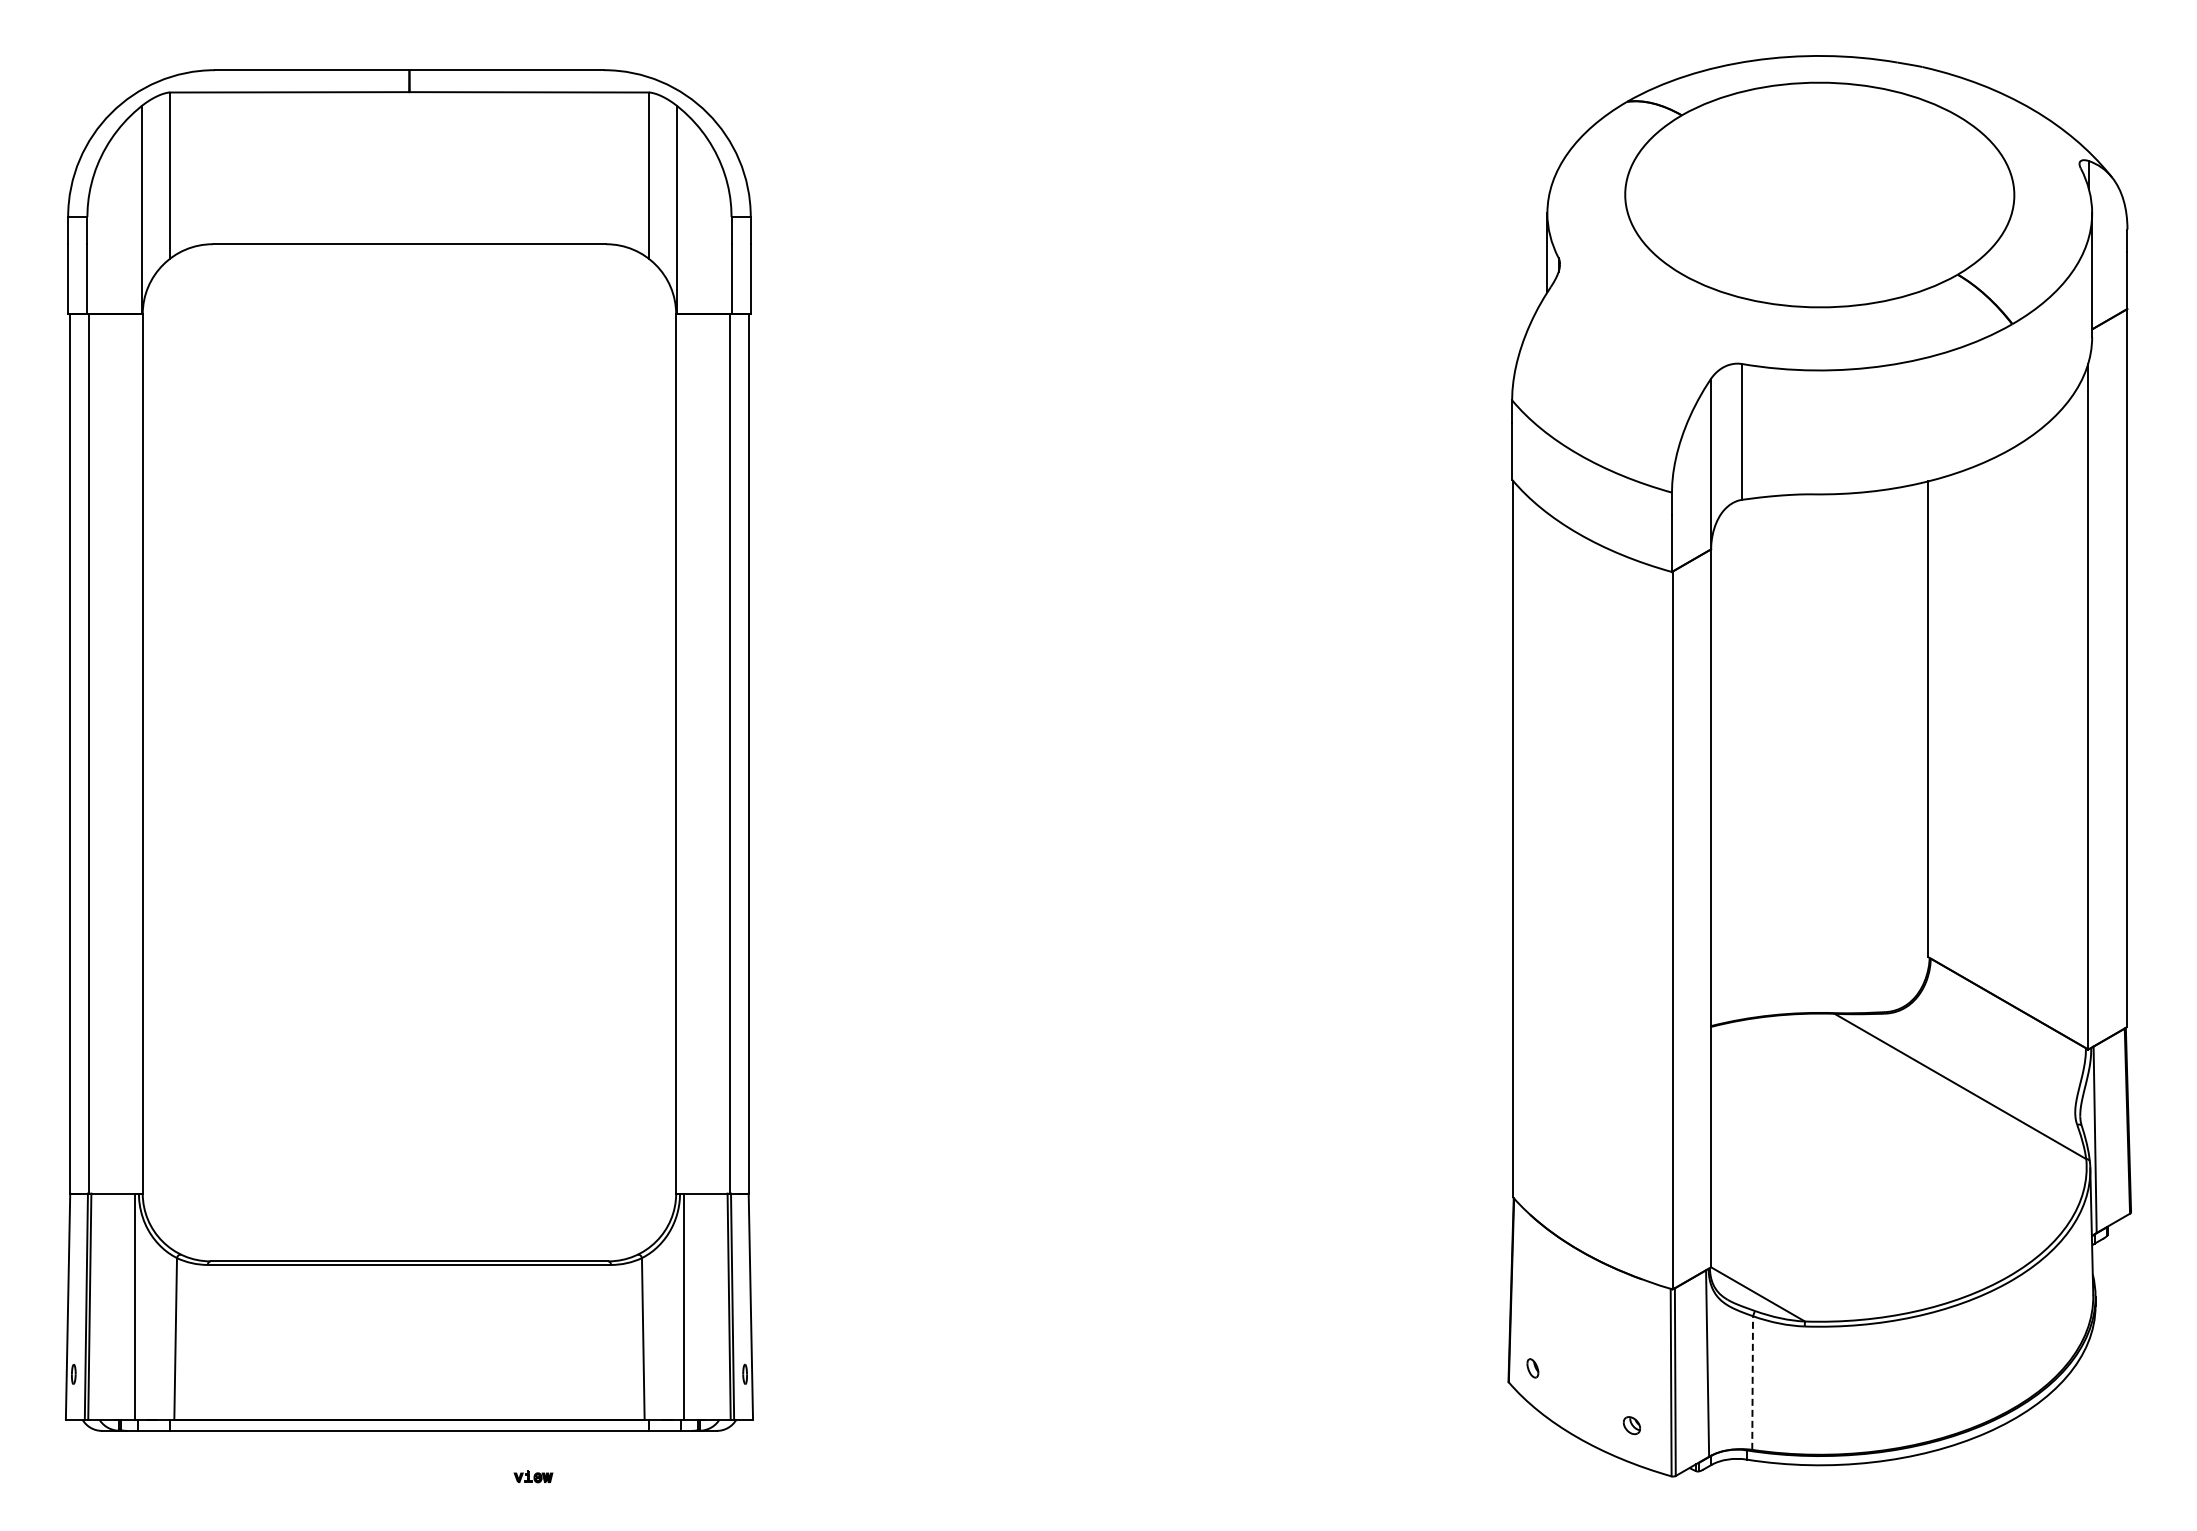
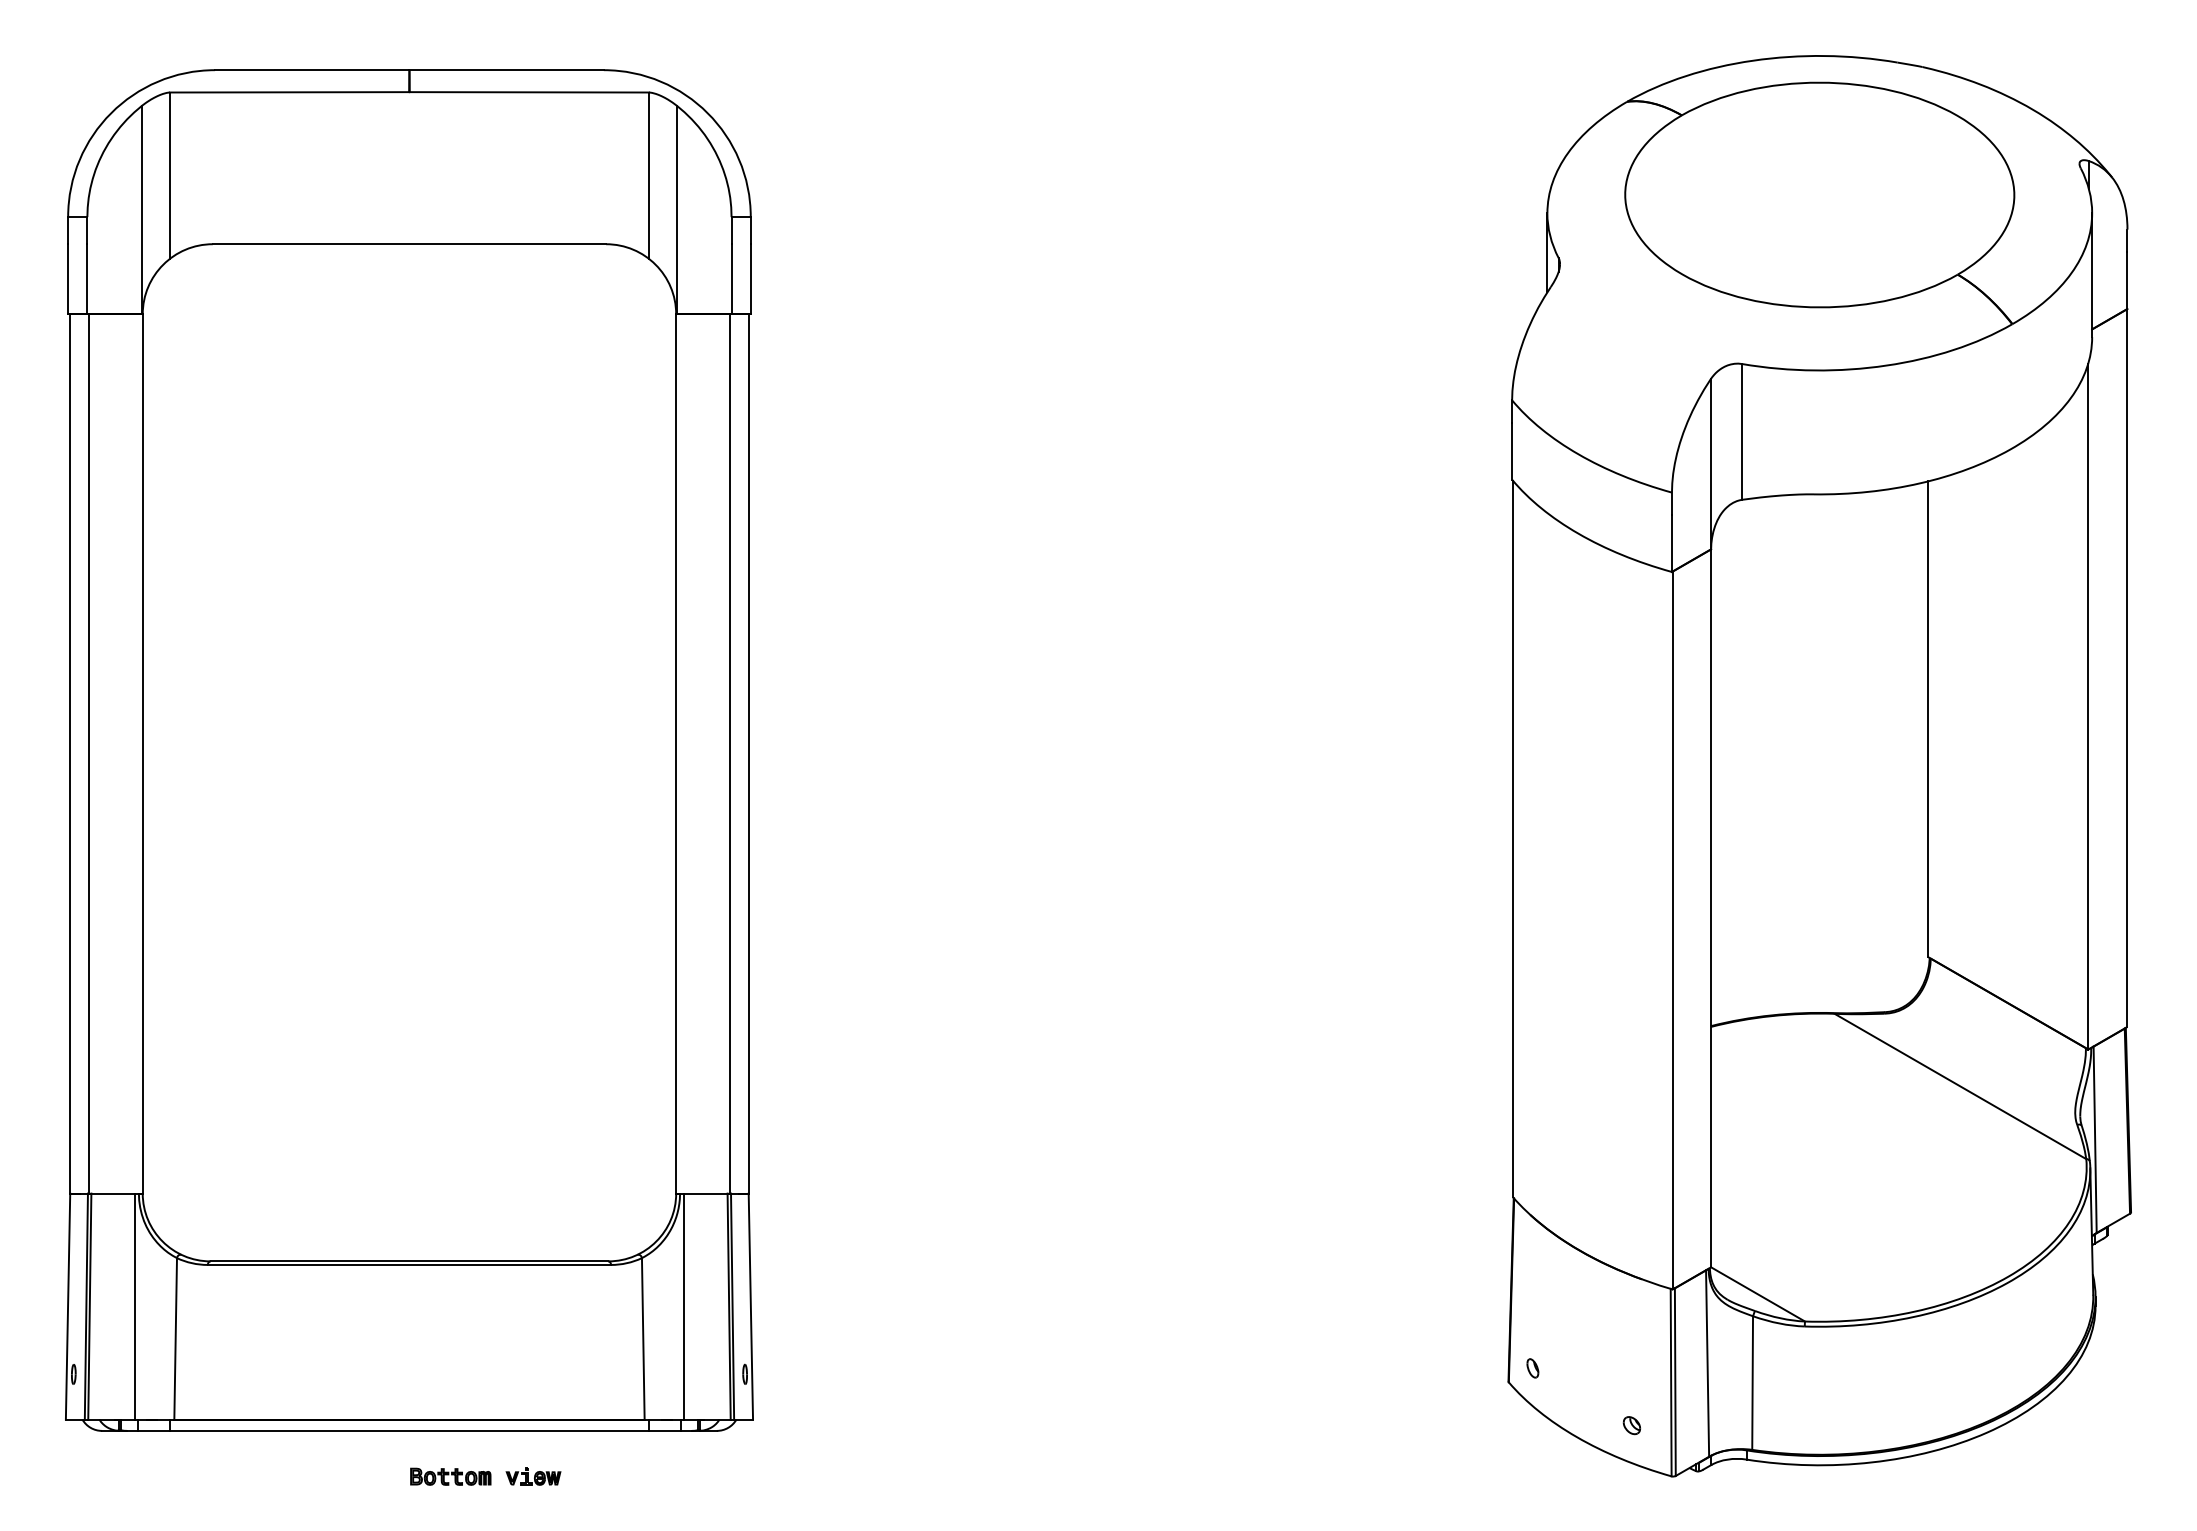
line: dashed -> solid (1752, 1383)
part: none -> present (450, 1476)
part size: 41x14 px -> 57x19 px (533, 1476)
